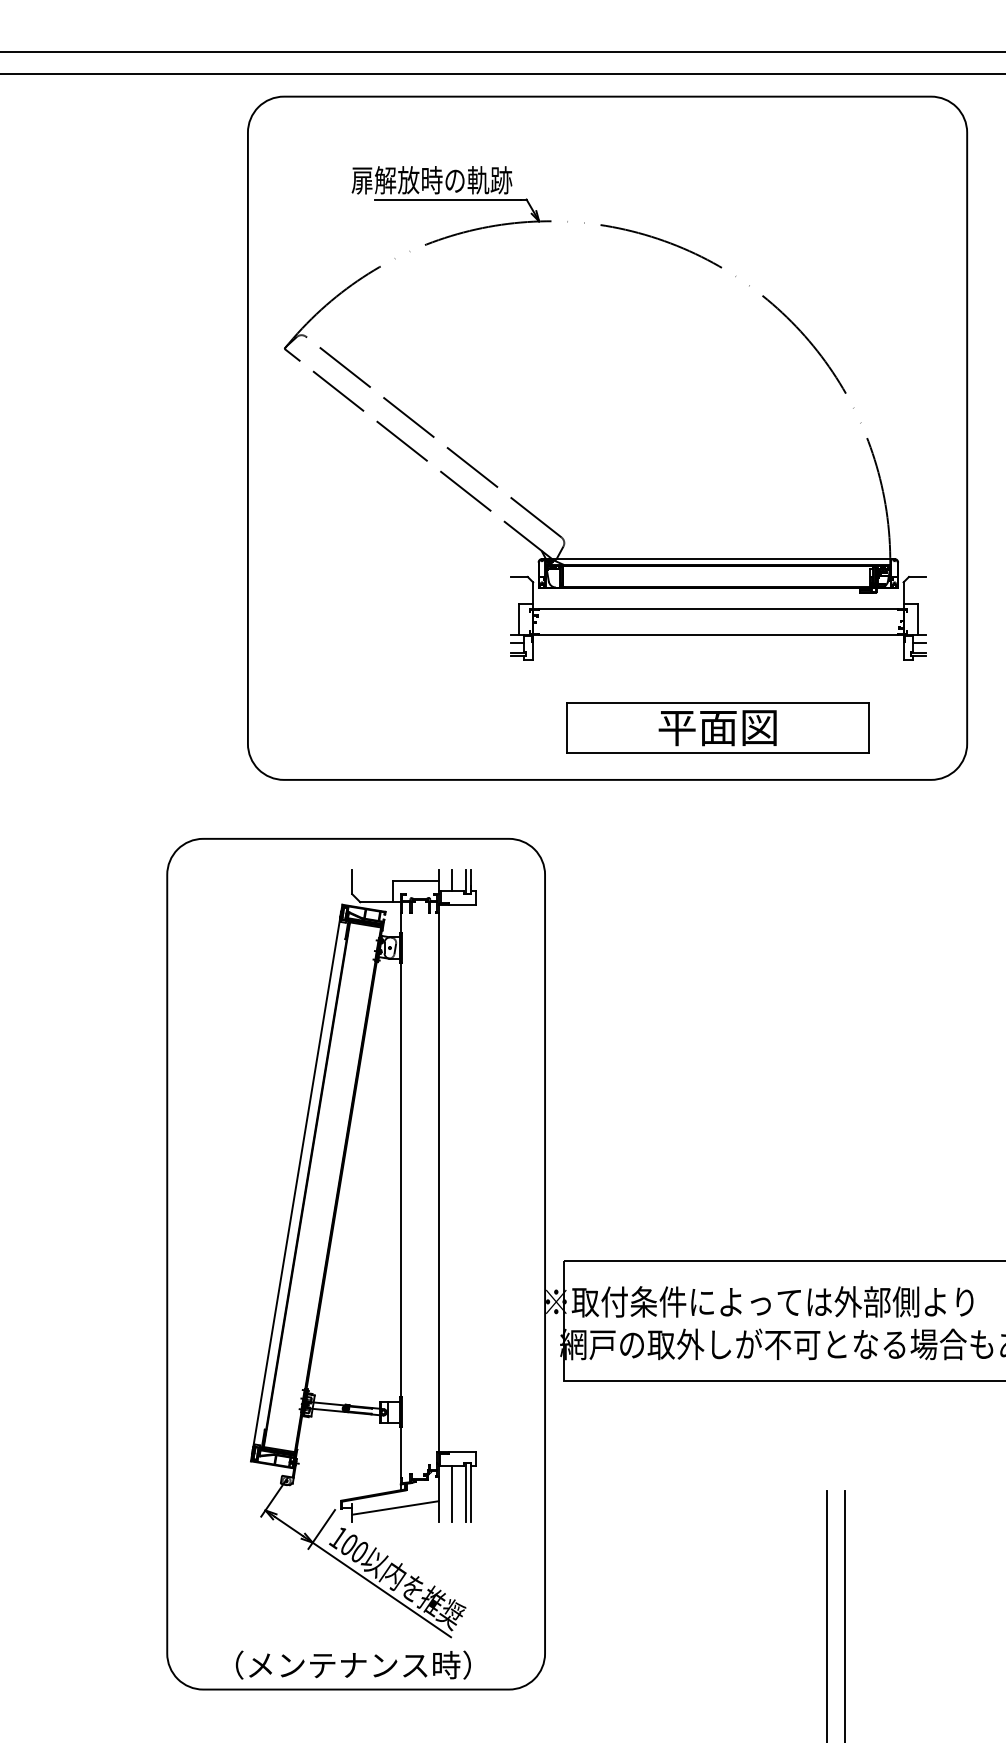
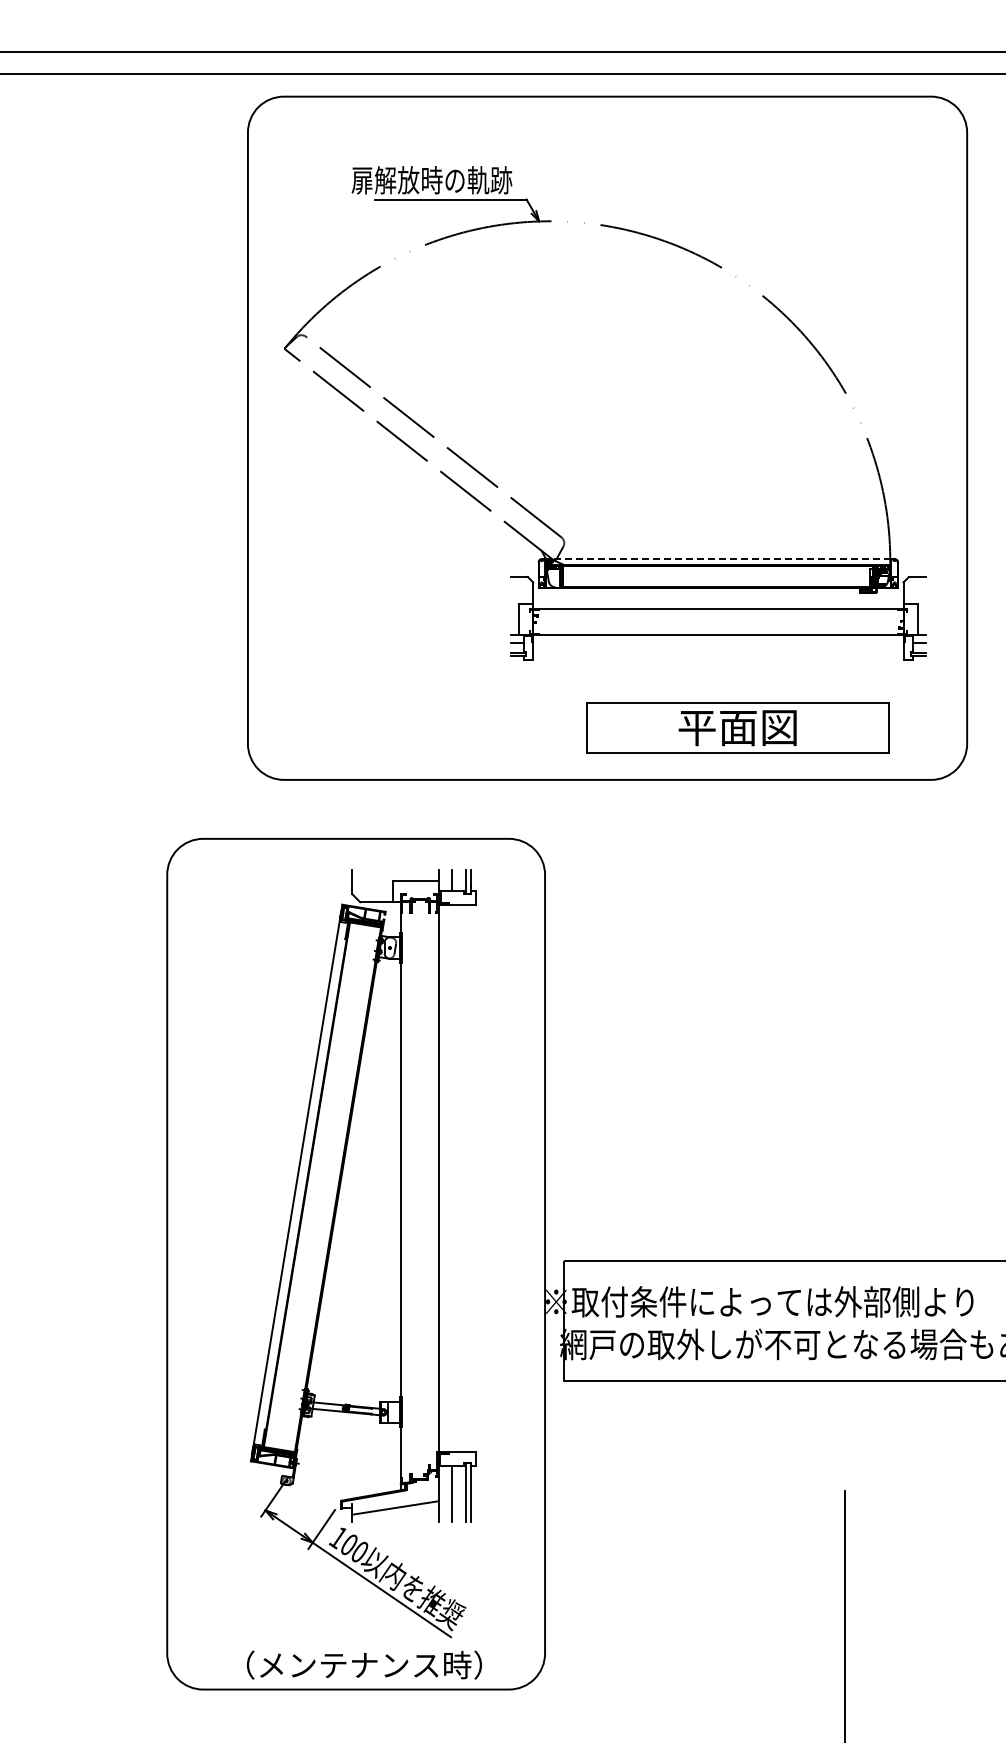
line: solid -> dashed (718, 558)
part position: (717, 727) -> (737, 727) (737, 727)
line: present -> none (826, 1614)
text position: (353, 1664) -> (364, 1664) (364, 1664)
